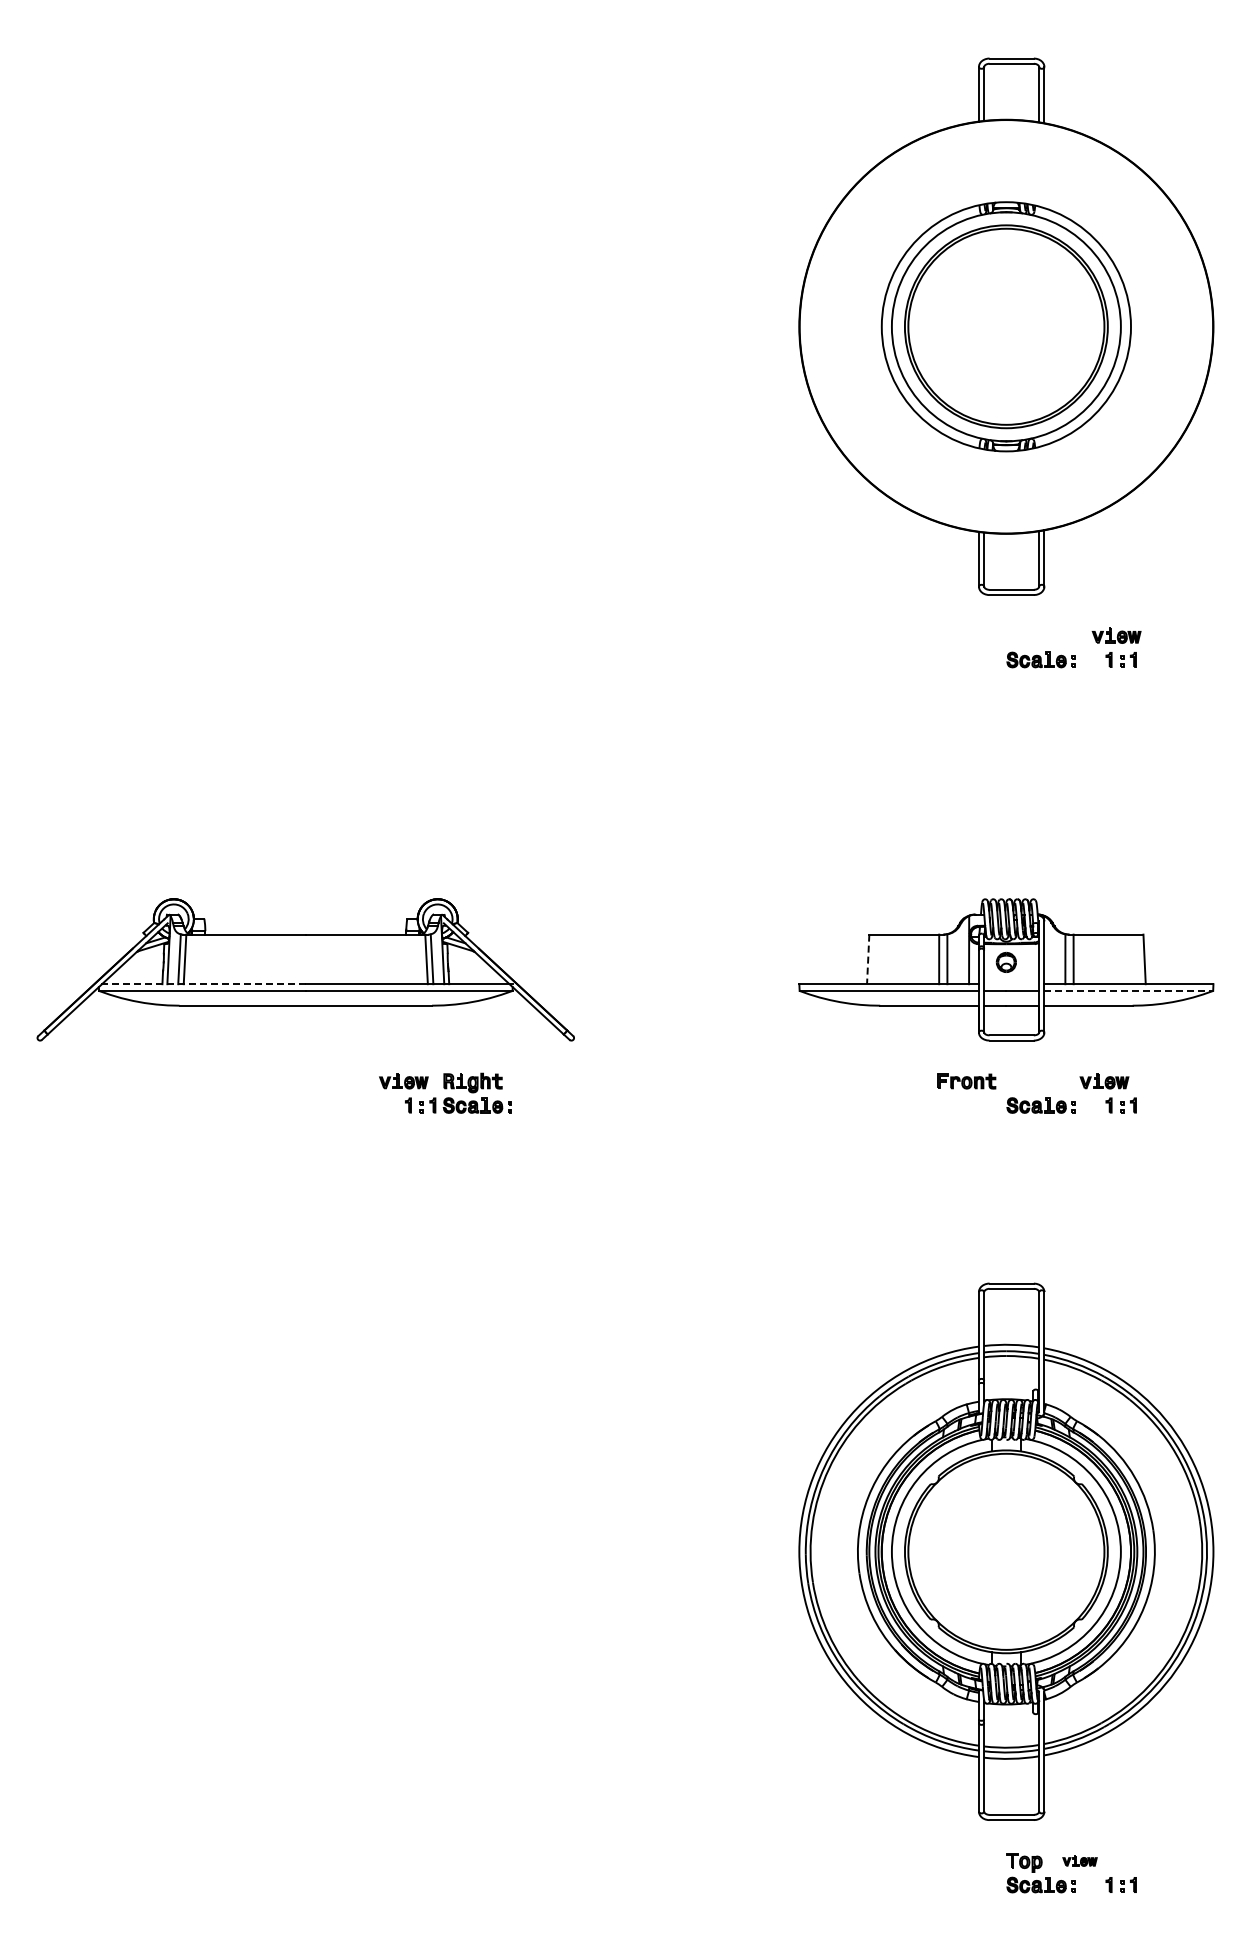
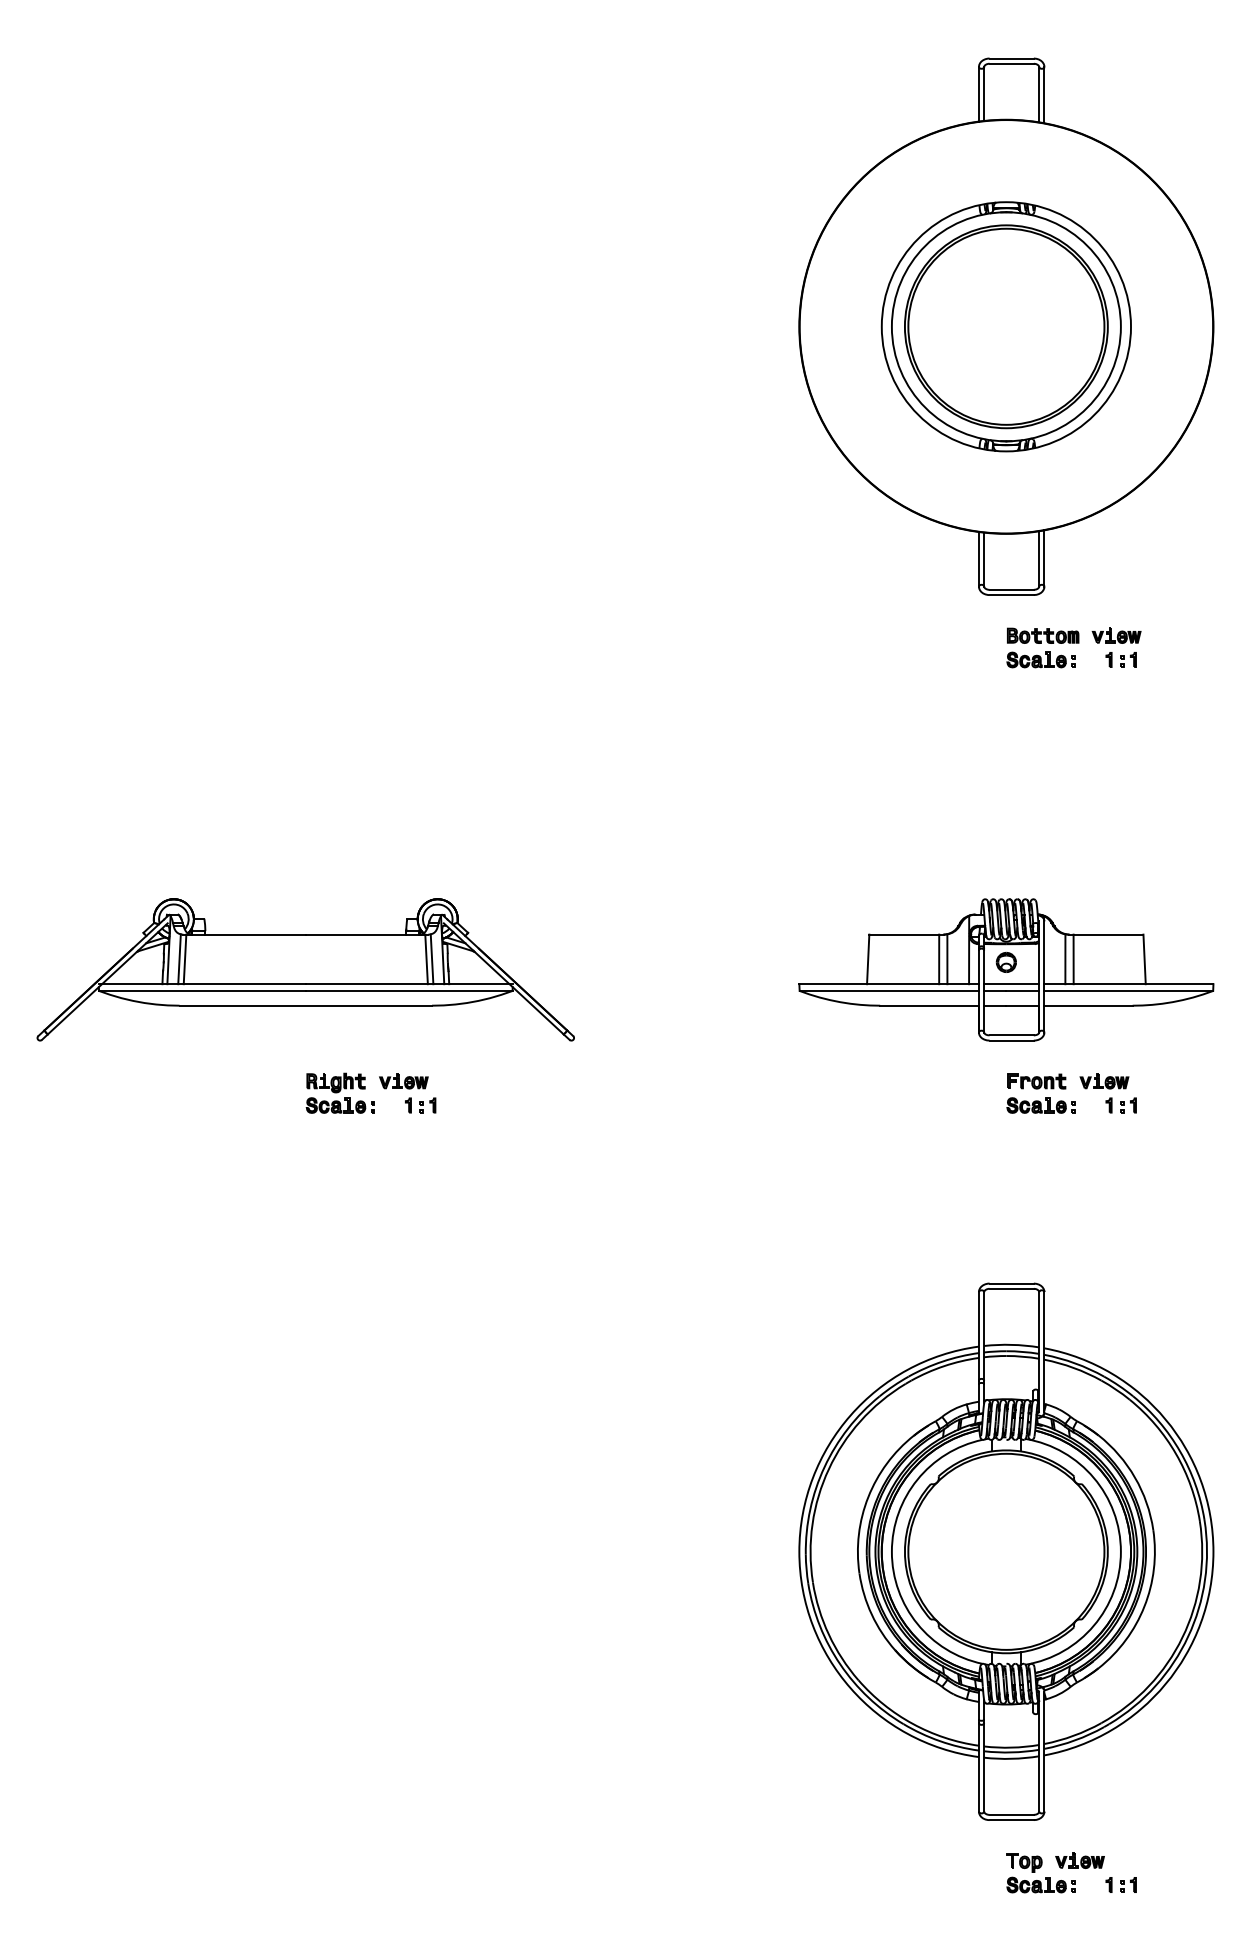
part: none -> present (1043, 635)
line: dashed -> solid (868, 959)
line: dashed -> solid (202, 984)
line: none -> present (1011, 984)
line: dashed -> solid (1129, 990)
part position: (966, 1081) -> (1036, 1081) (1036, 1081)
part position: (476, 1092) -> (339, 1092) (339, 1092)
part size: 36x12 px -> 50x18 px (1079, 1860)
